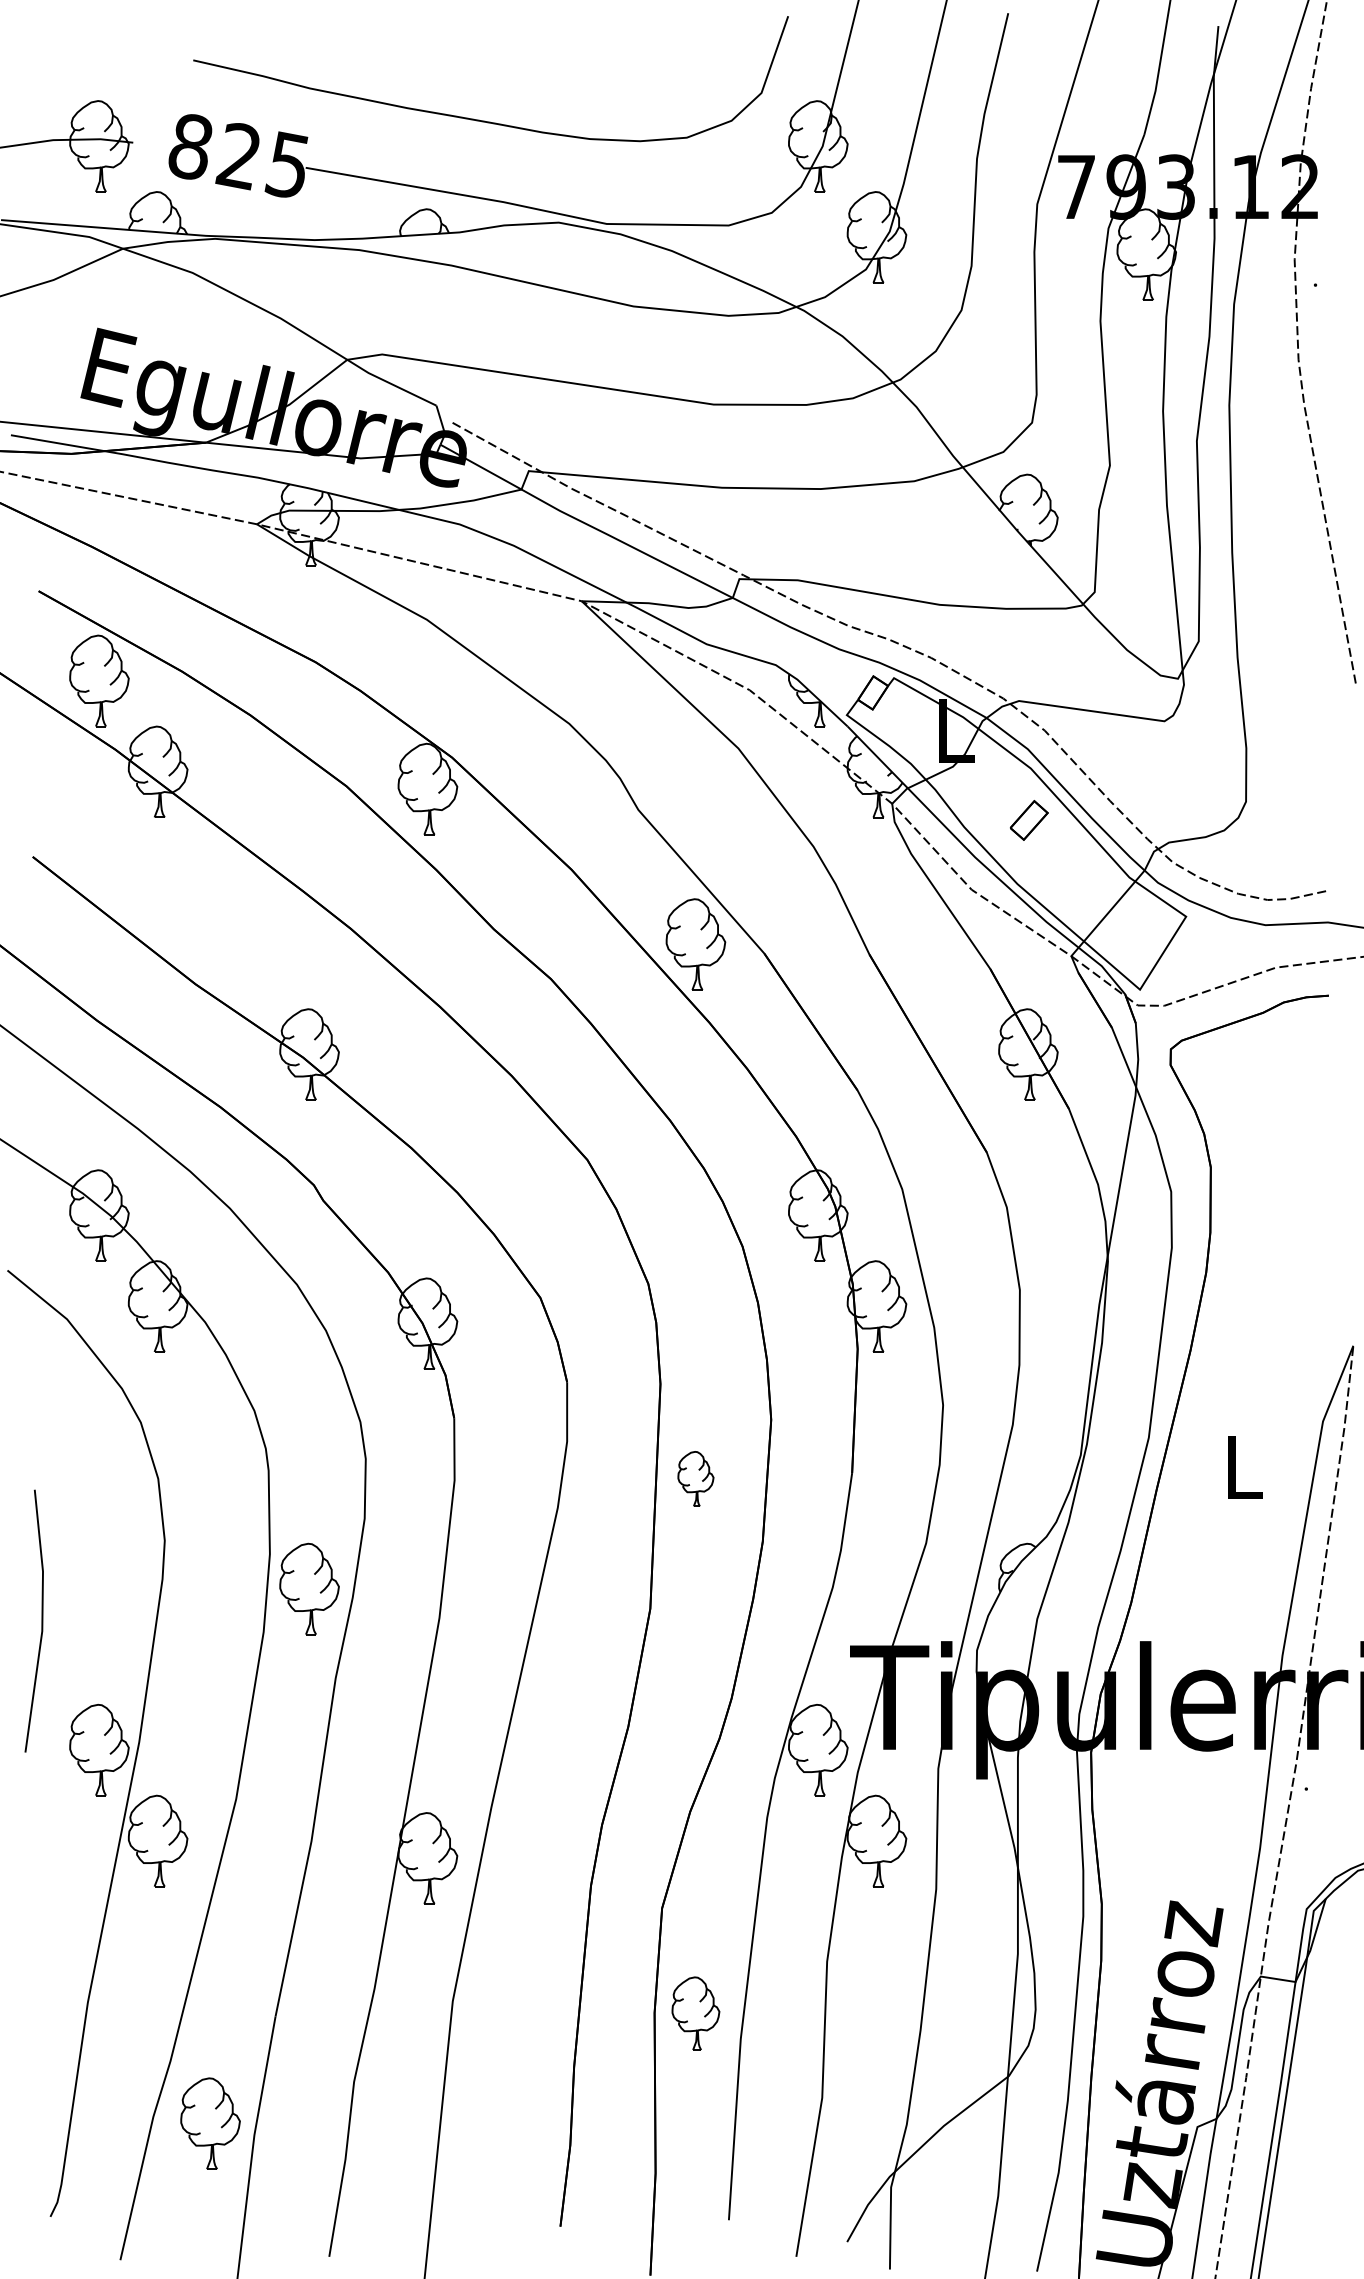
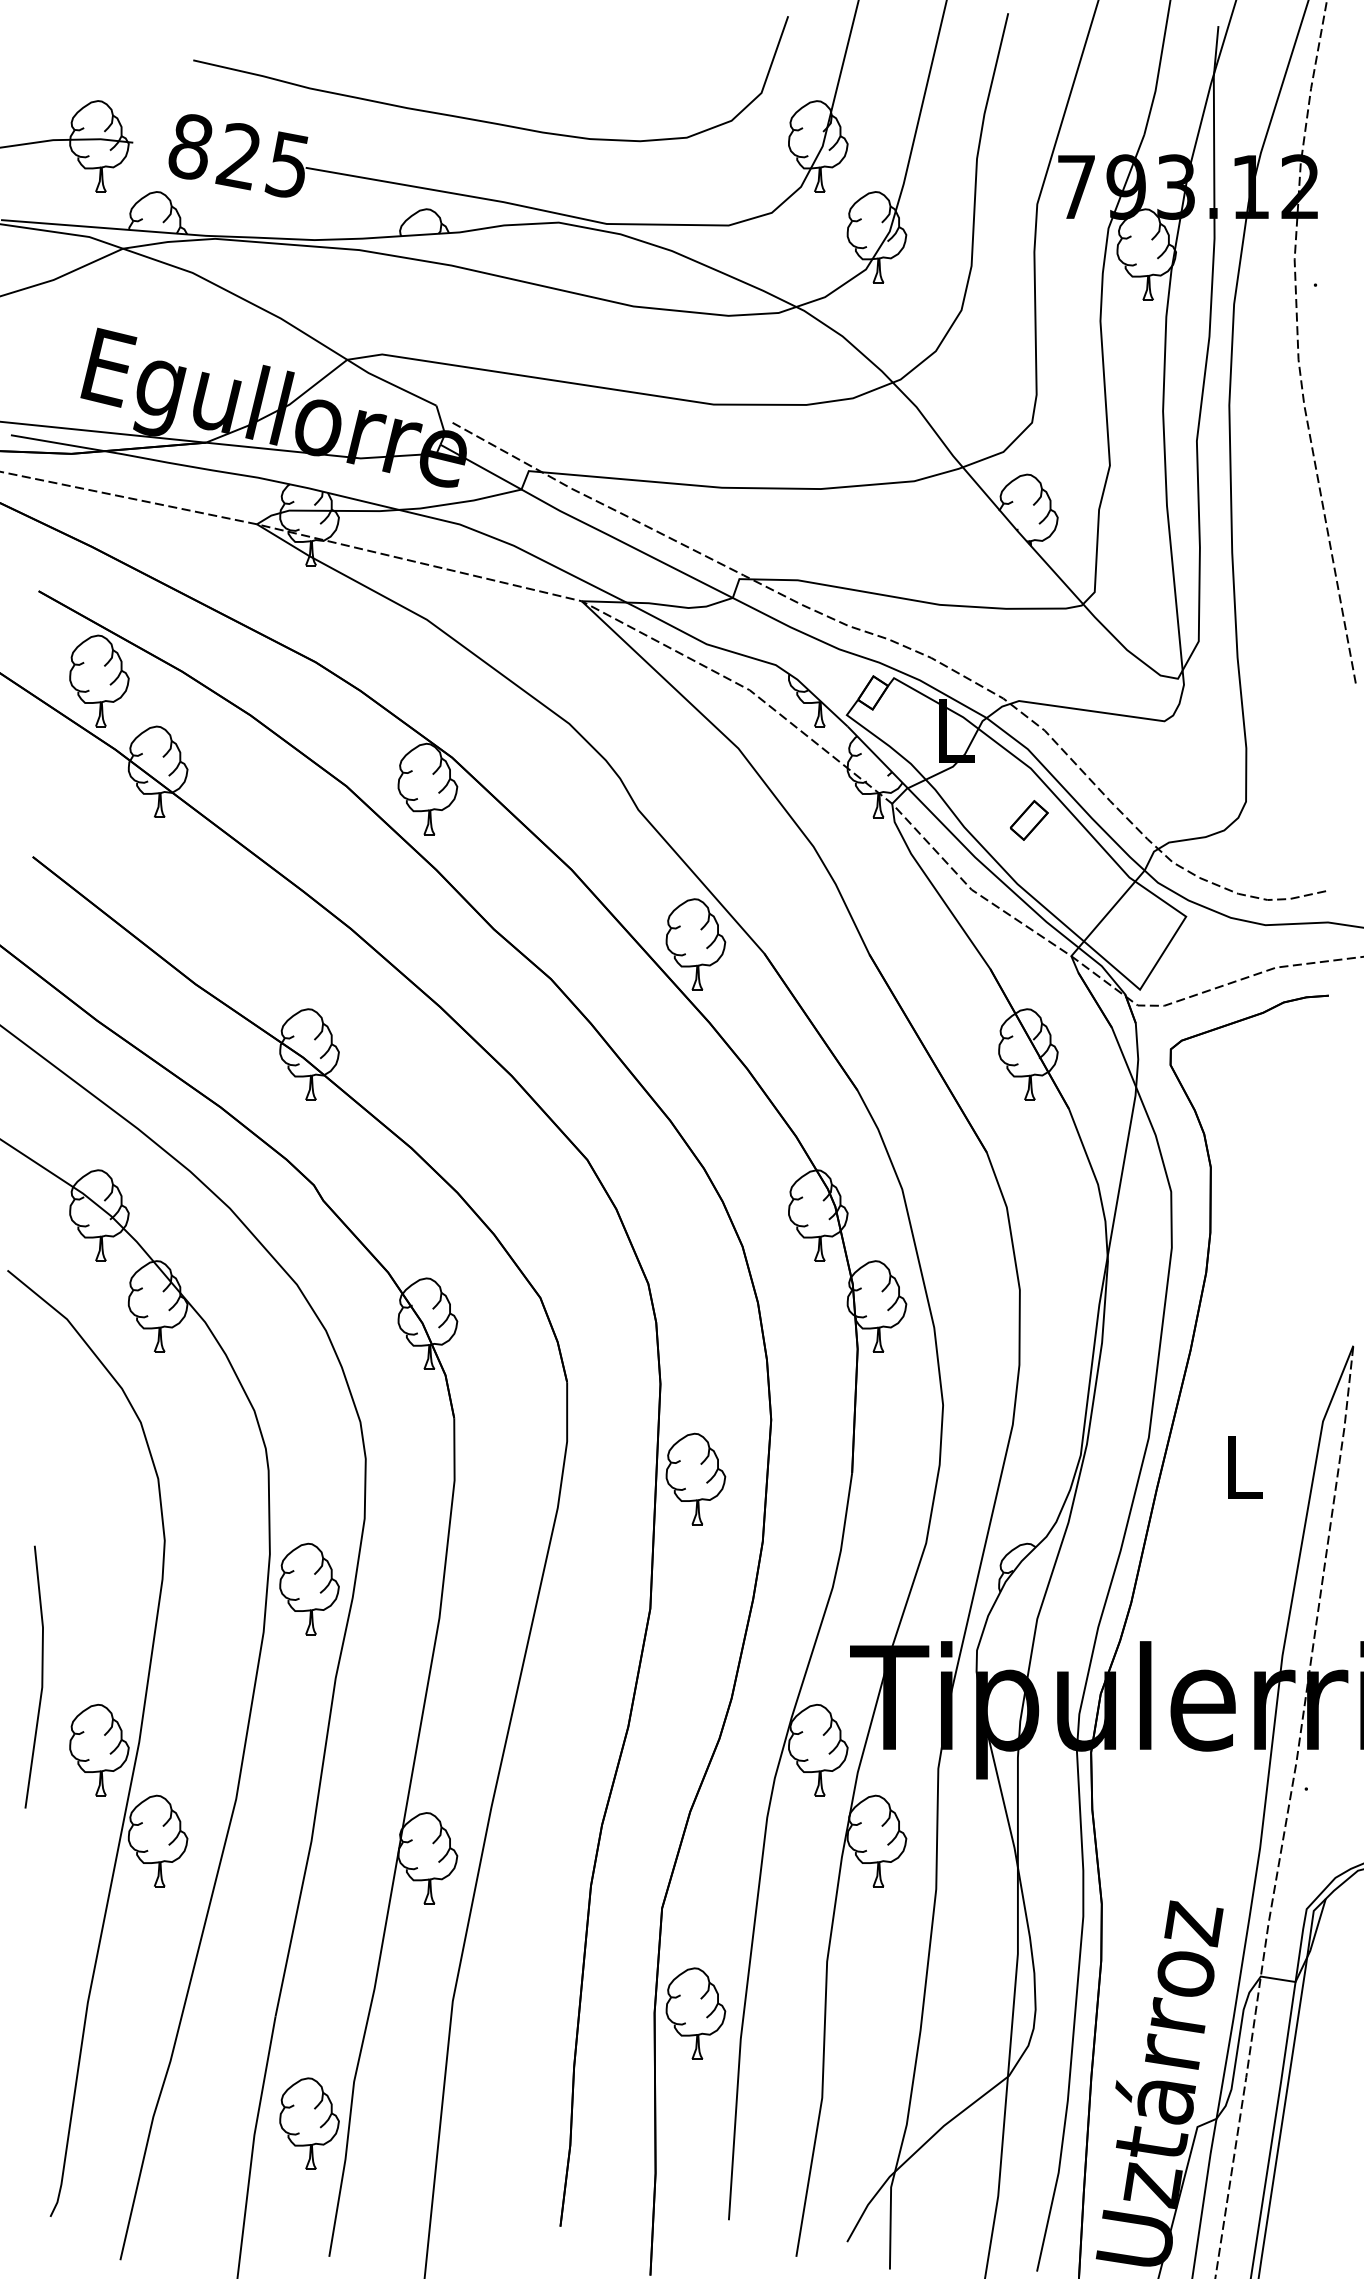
part size: 38x56 px -> 62x94 px (695, 1478)
line position: (41, 1620) -> (41, 1676) (41, 1676)
part size: 50x75 px -> 62x93 px (695, 2013)
part position: (210, 2123) -> (309, 2123) (309, 2123)
